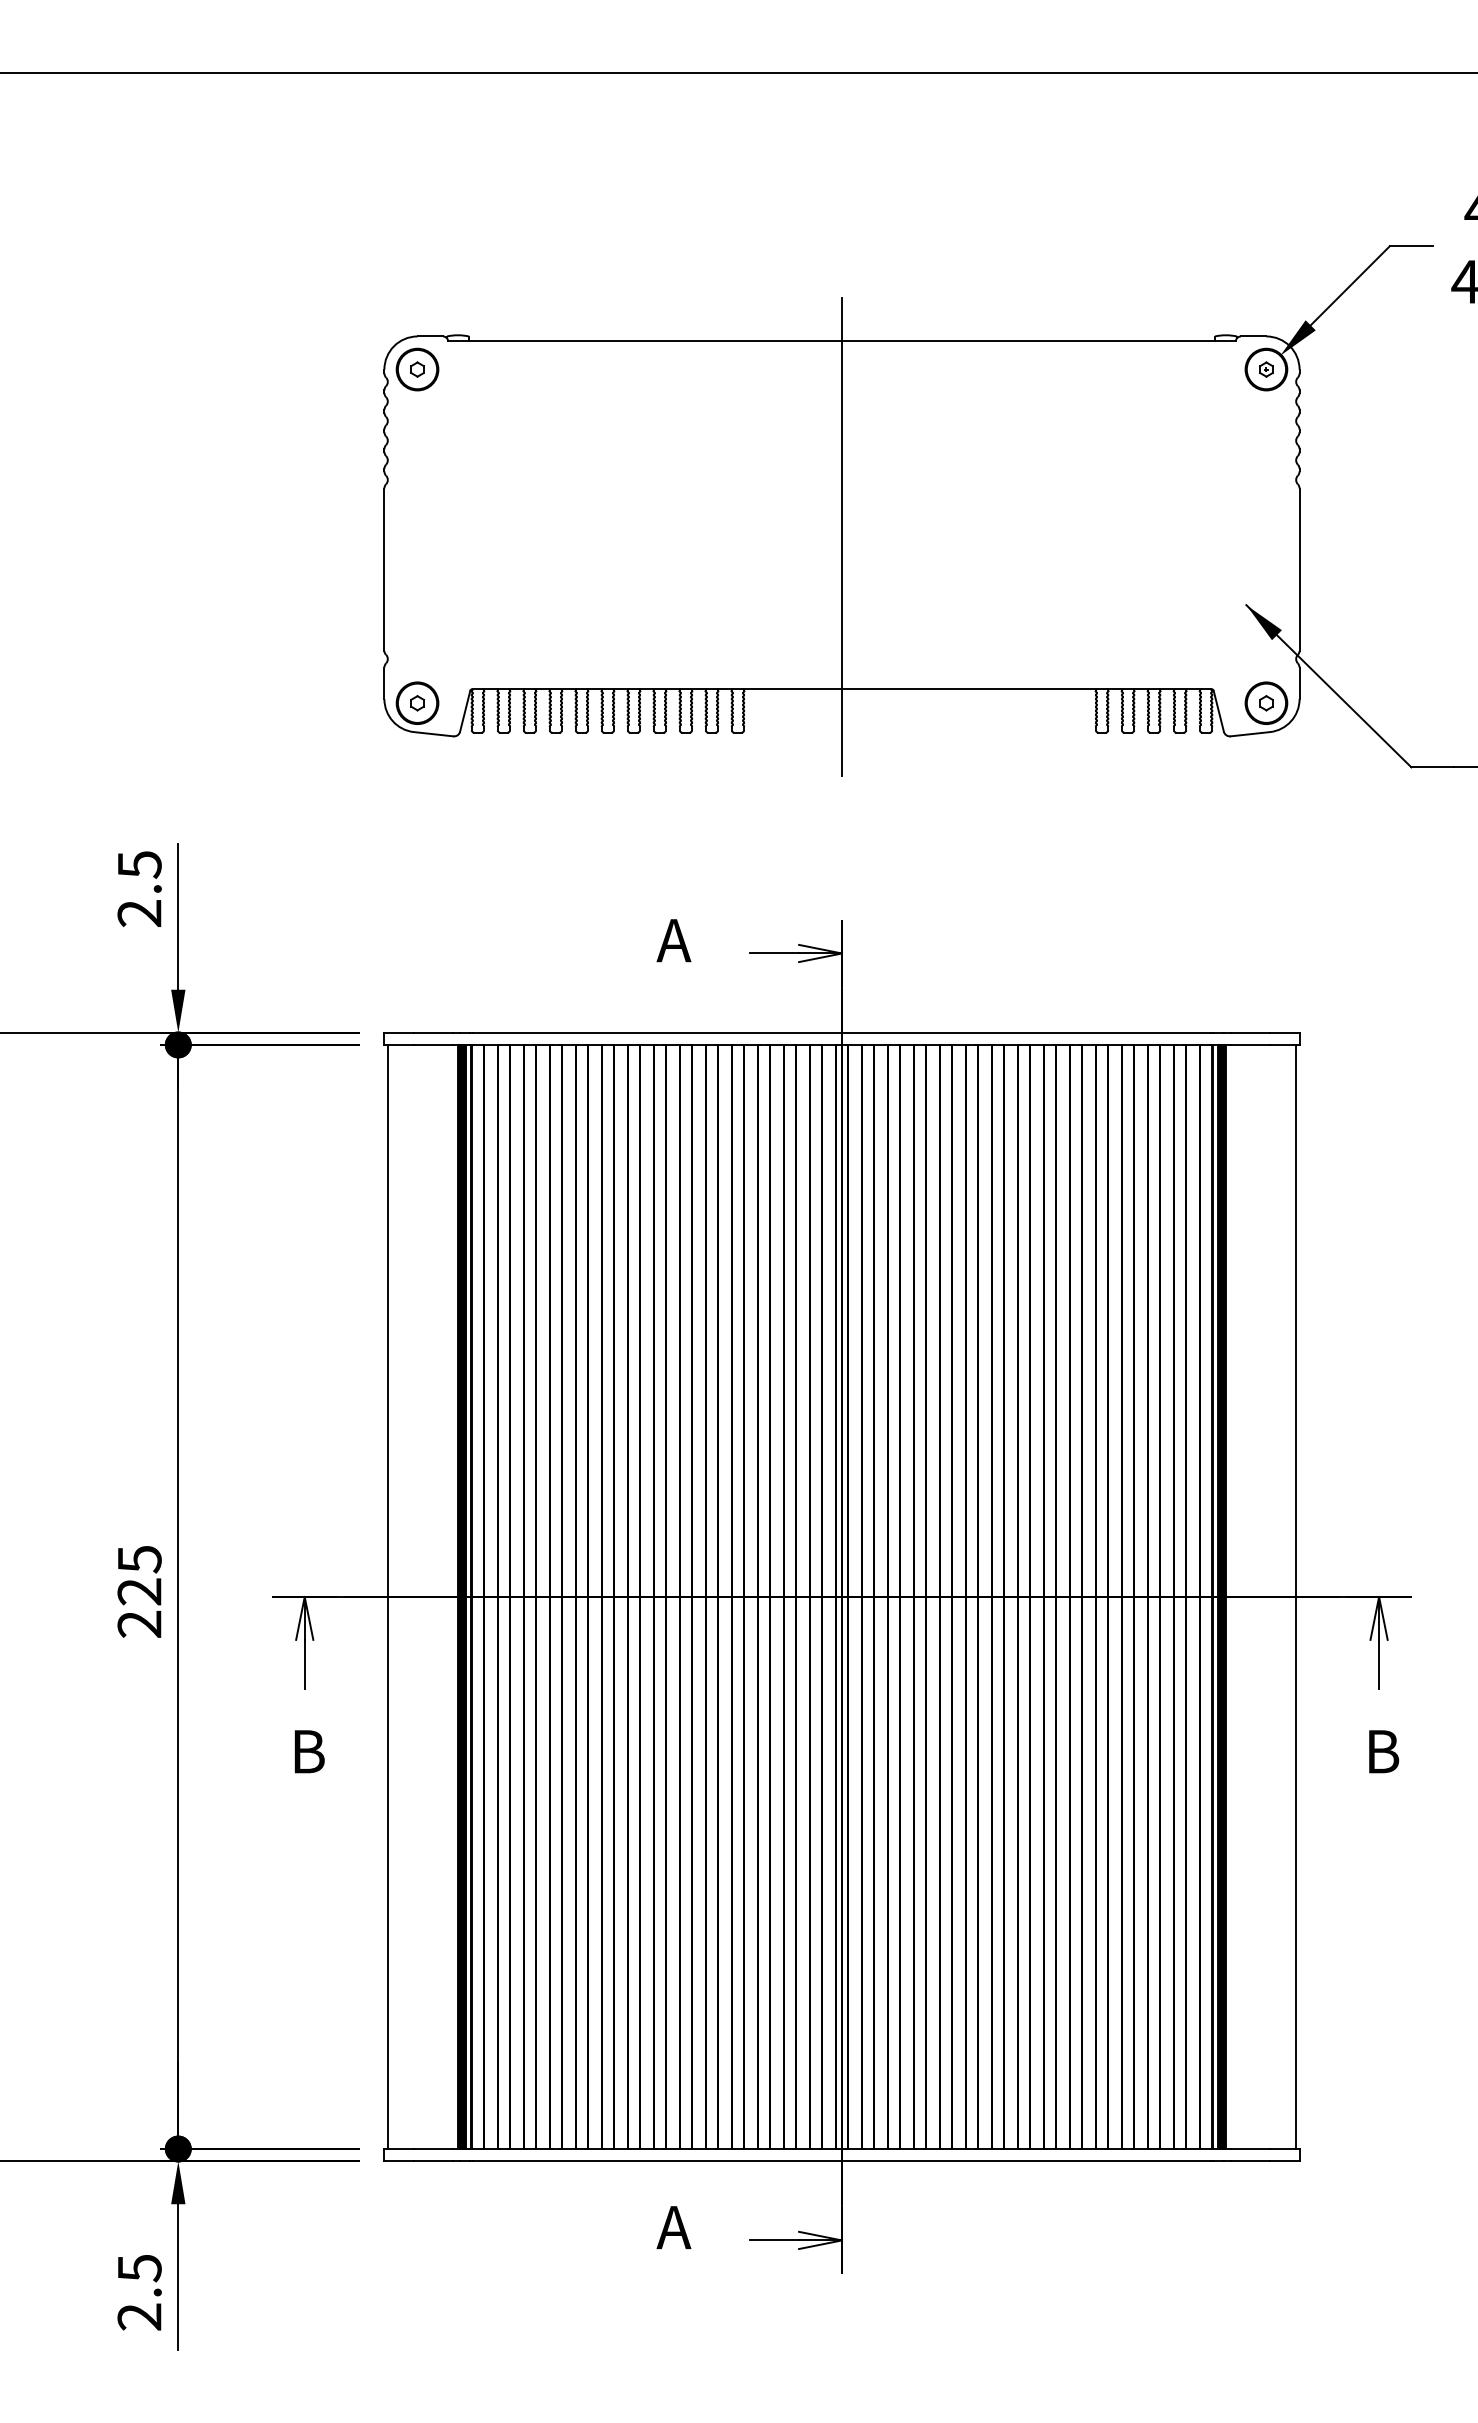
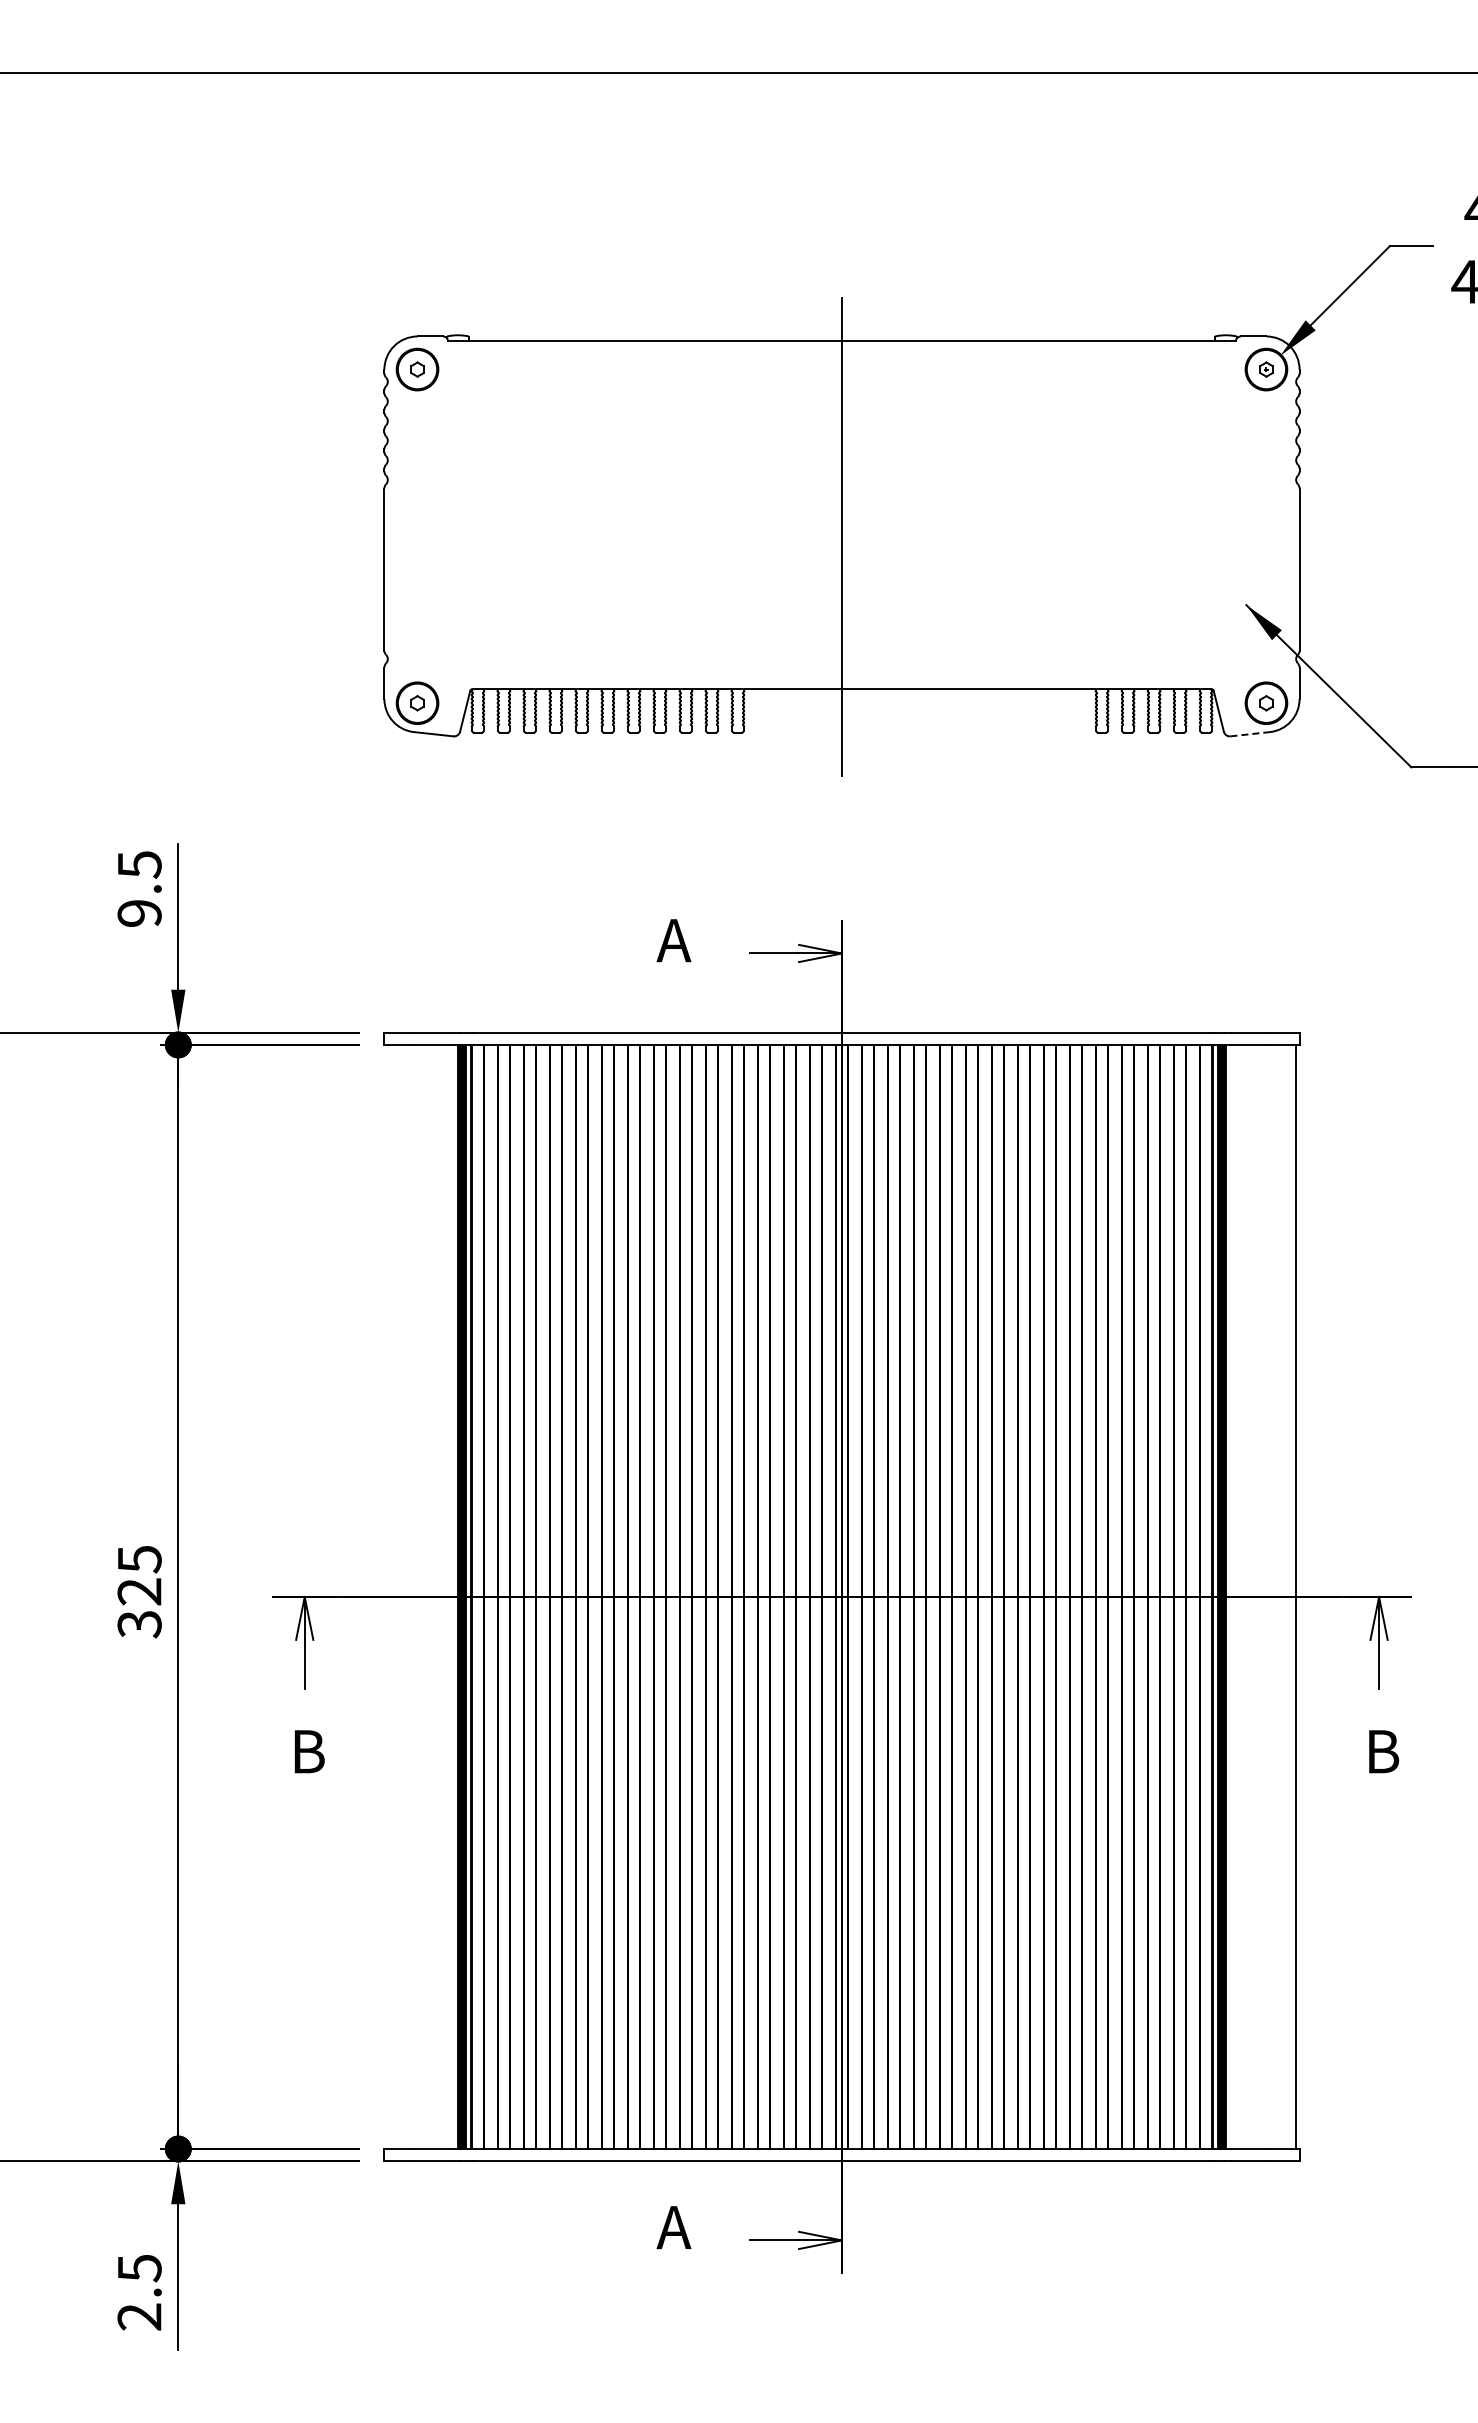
line: solid -> dashed (1250, 734)
text: 2.5 -> 9.5 (139, 913)
line: present -> none (388, 1596)
text: 225 -> 325 (139, 1624)
